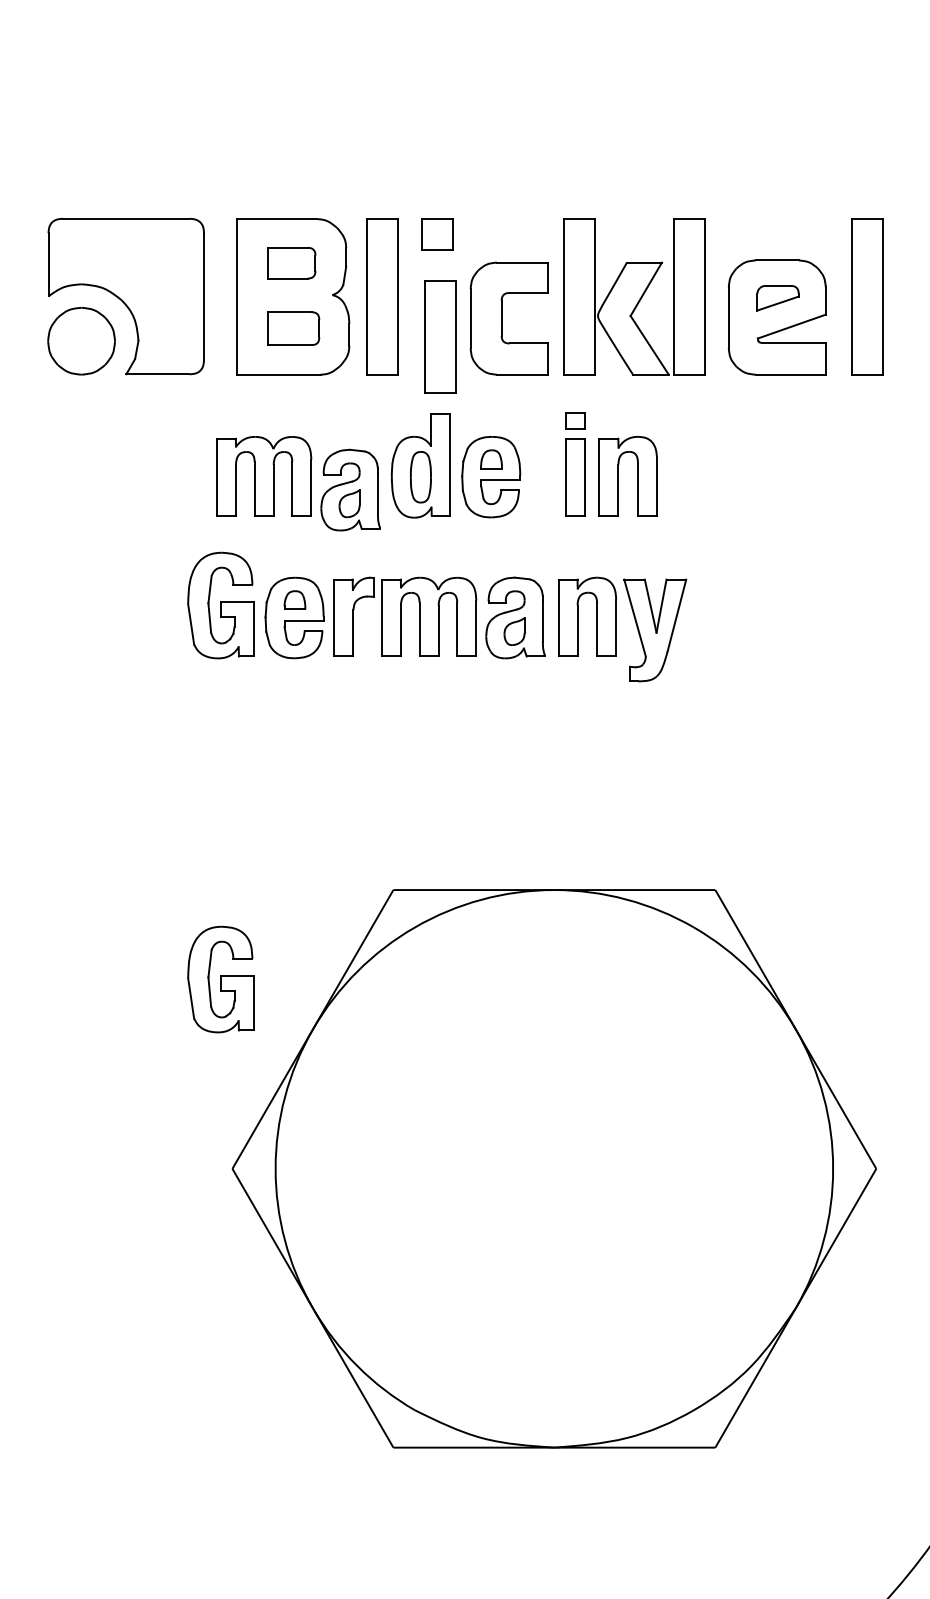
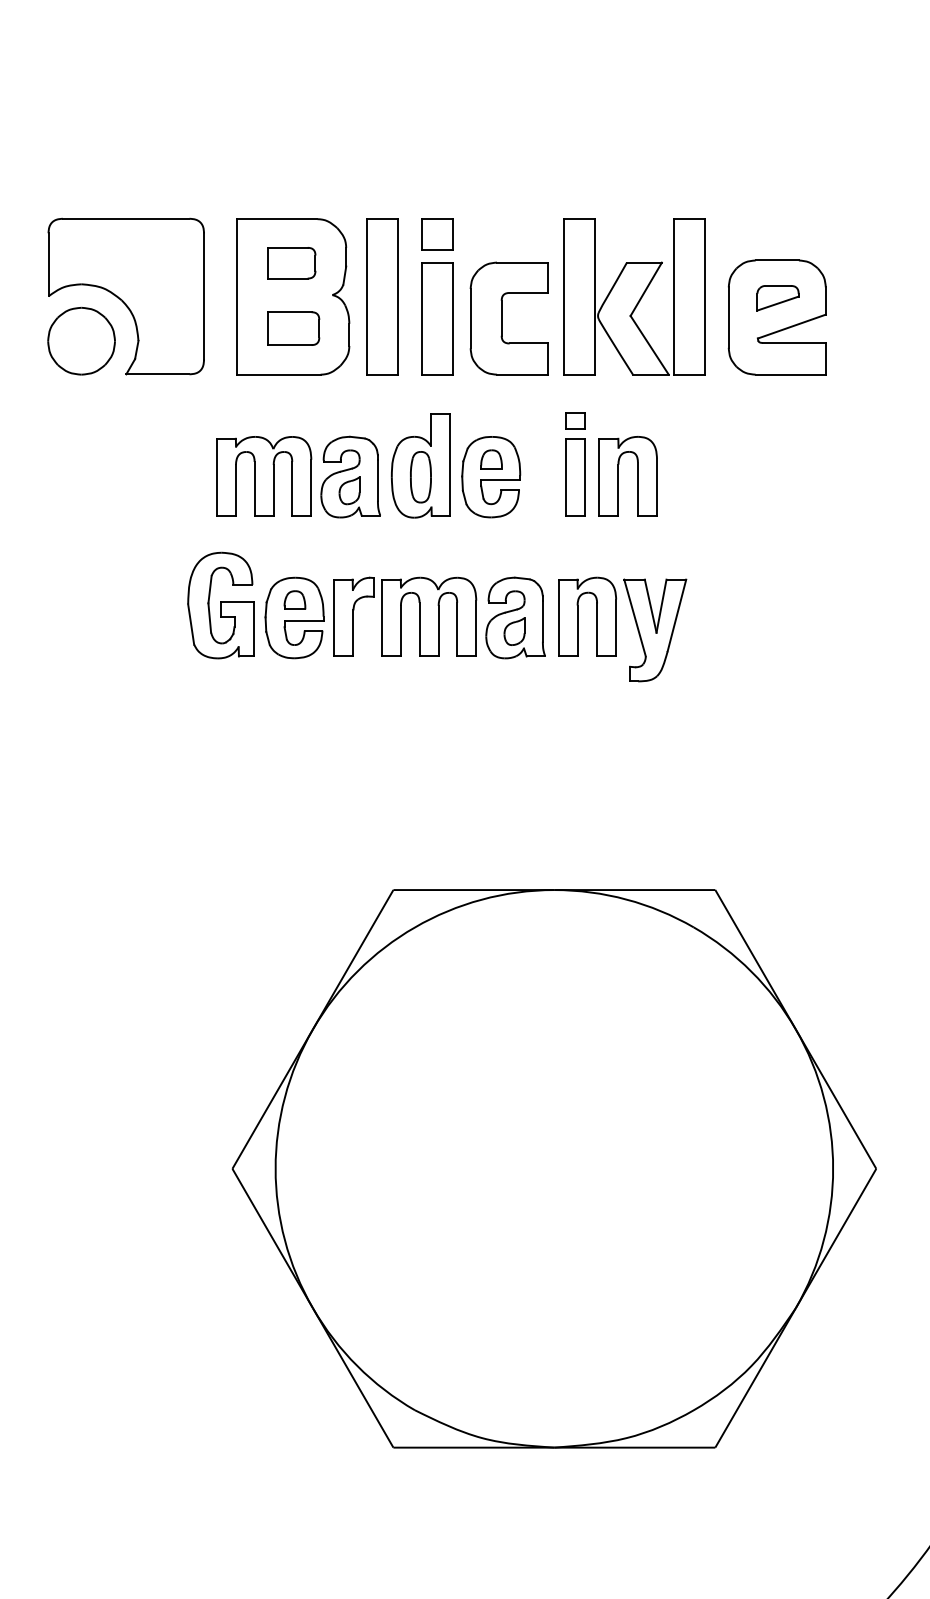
part: present -> none (867, 296)
part position: (440, 336) -> (437, 318) (437, 318)
part position: (350, 489) -> (350, 476) (350, 476)
part: present -> none (220, 979)
